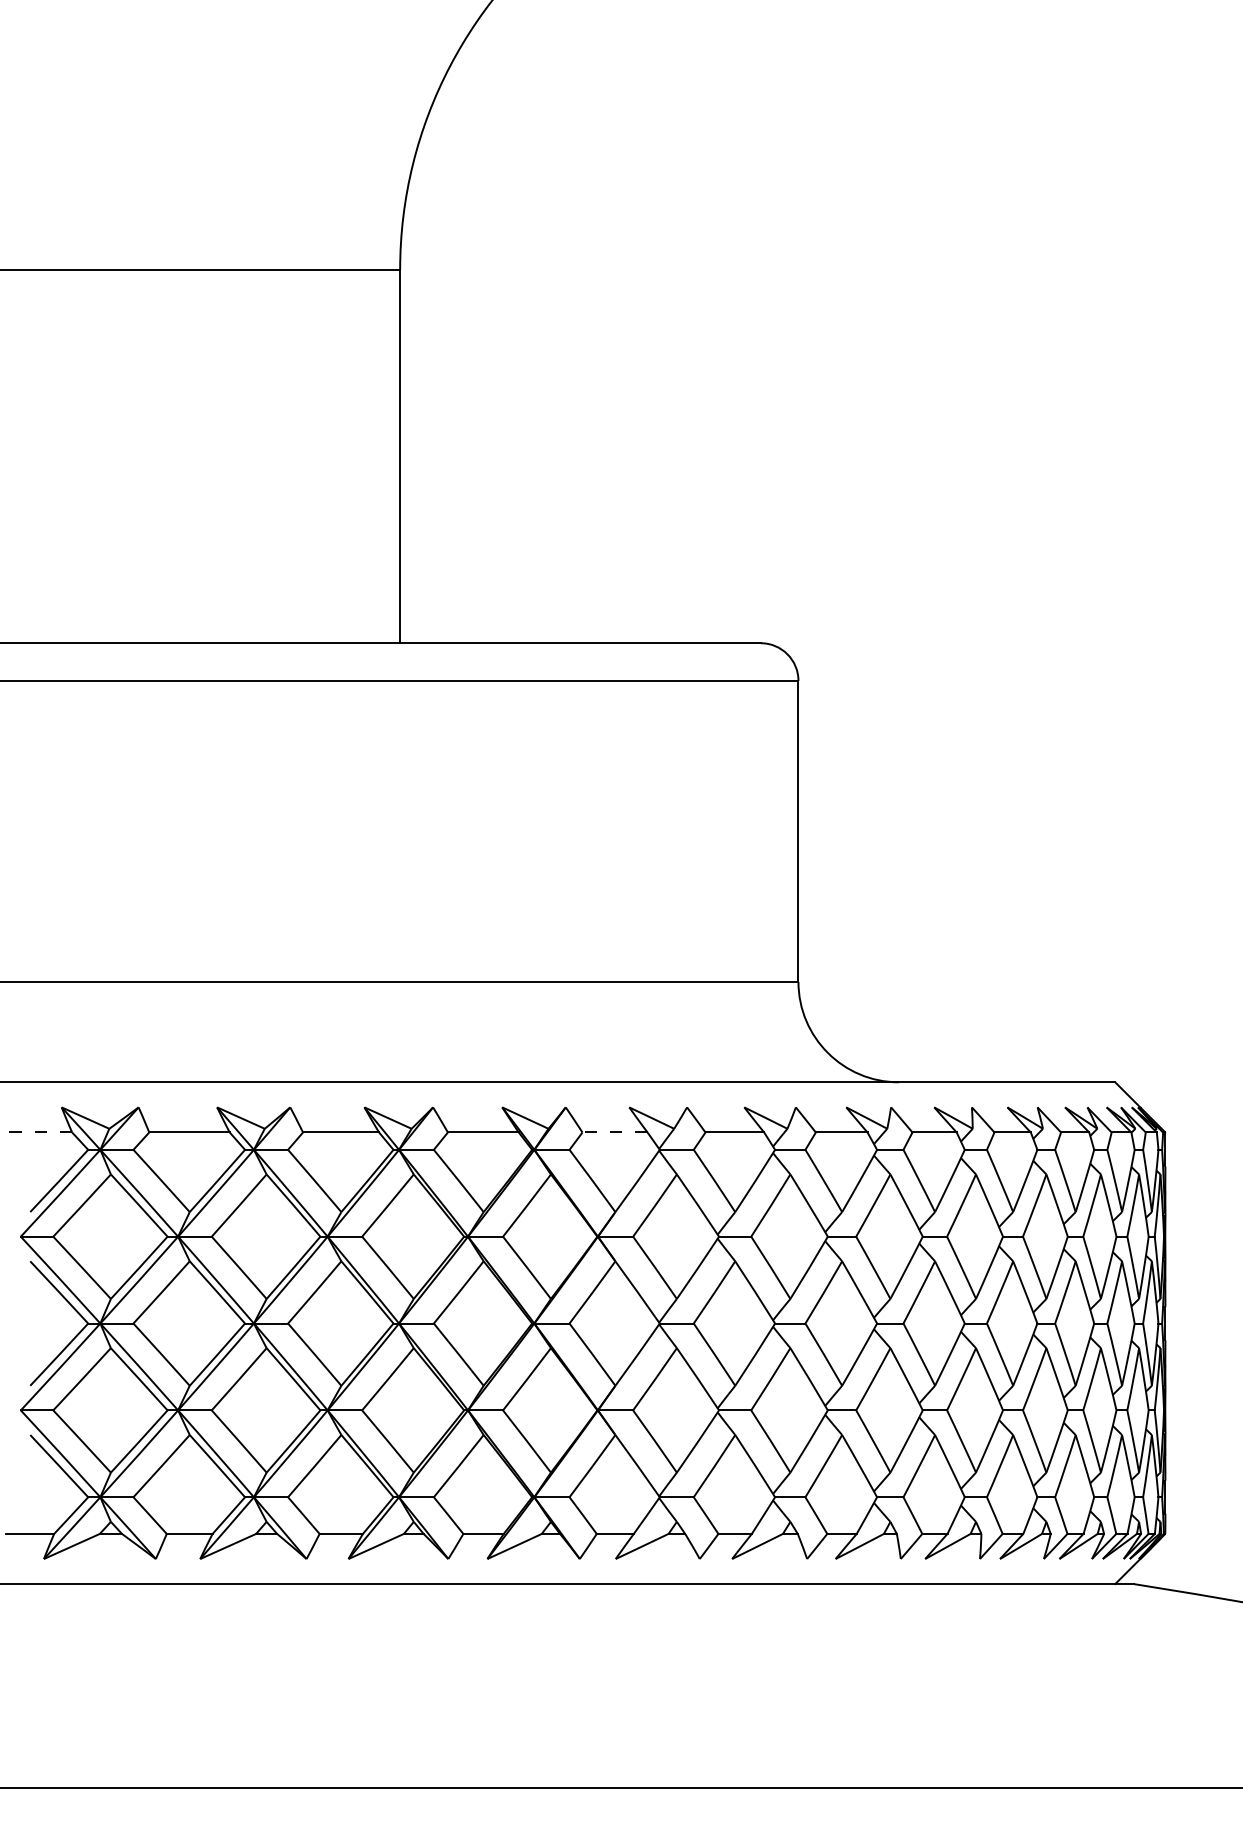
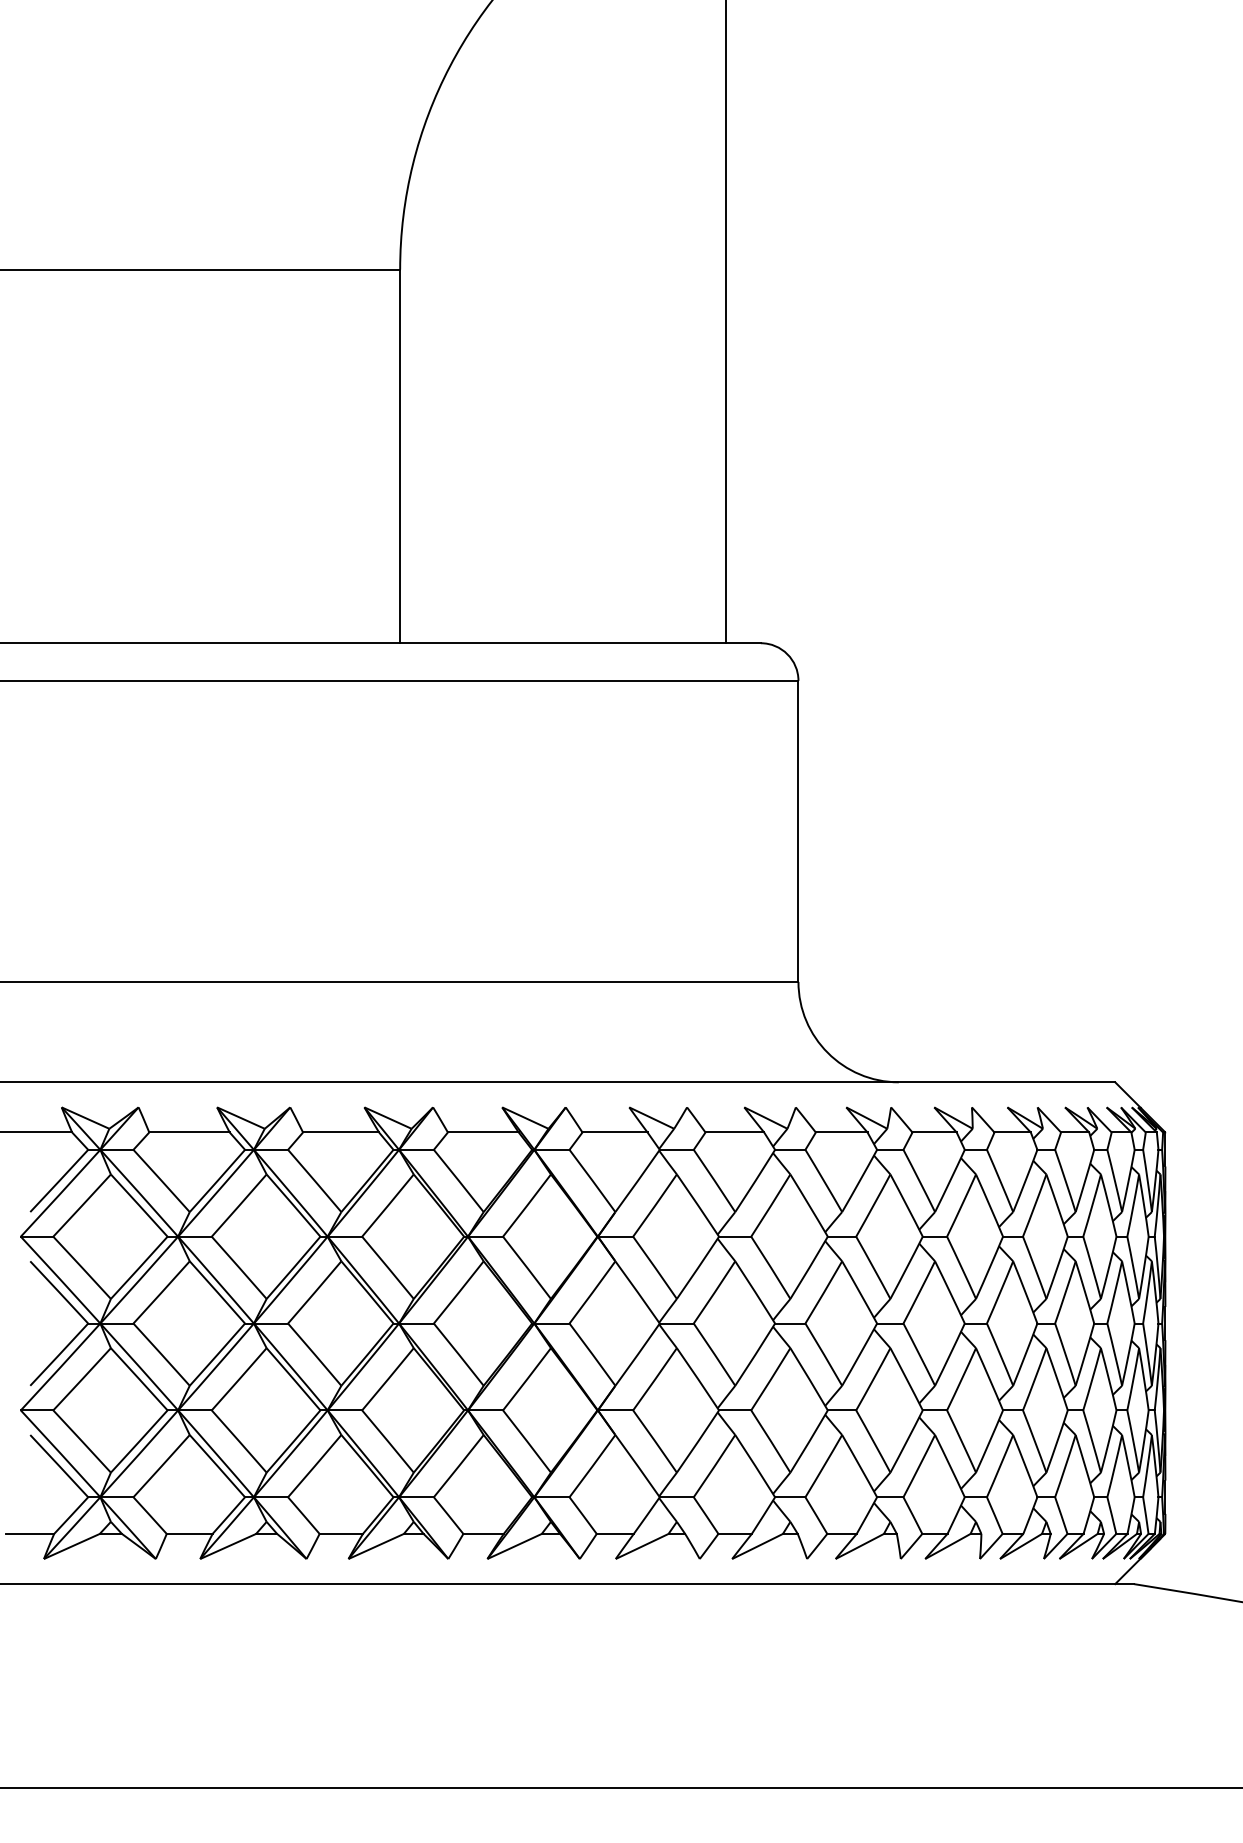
line: none -> present (726, 322)
line: dashed -> solid (36, 1132)
line: dashed -> solid (615, 1132)
